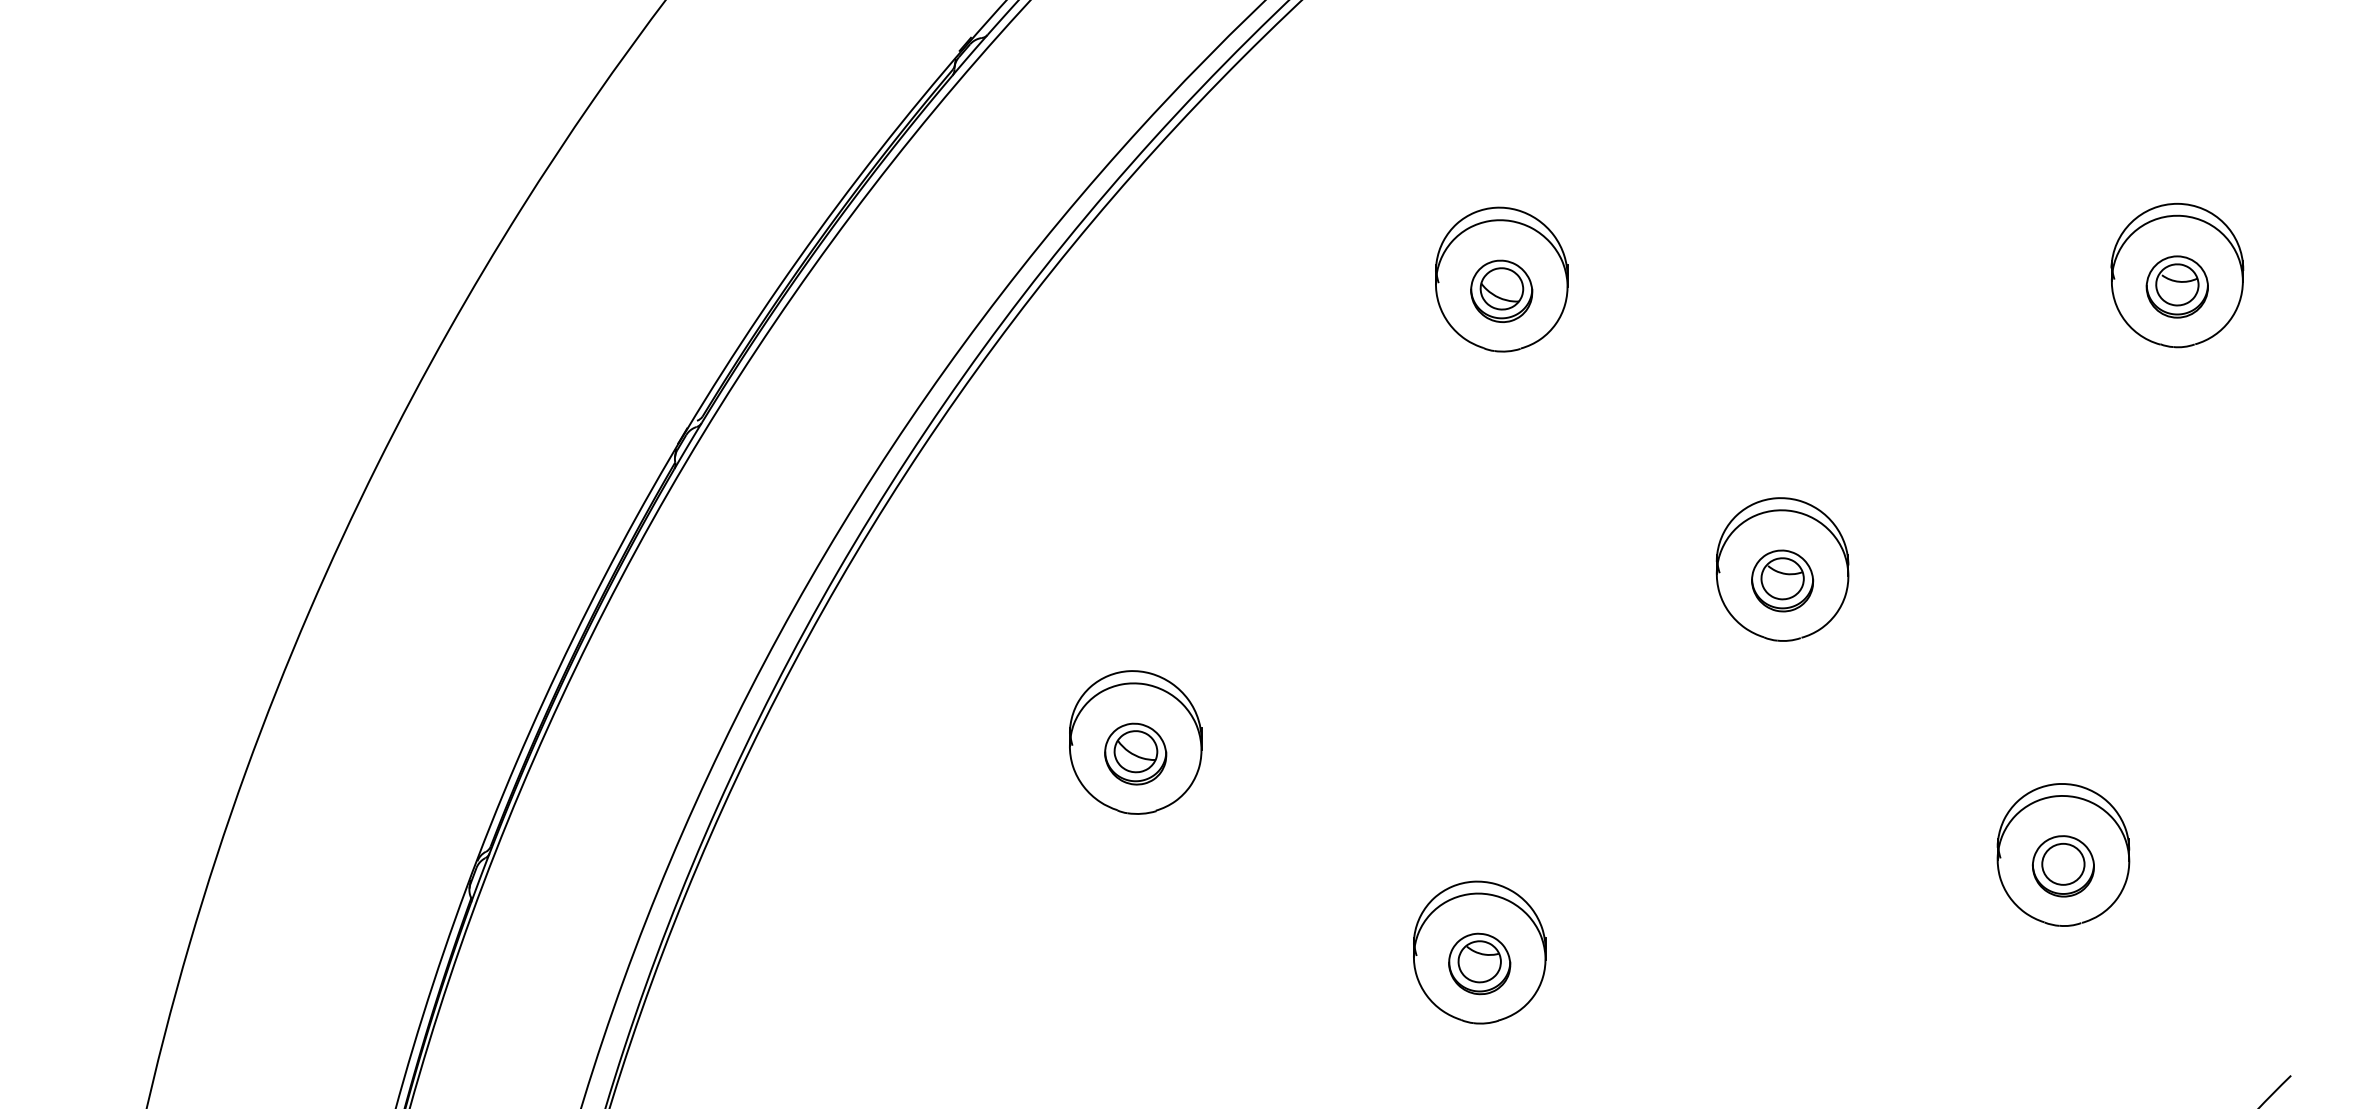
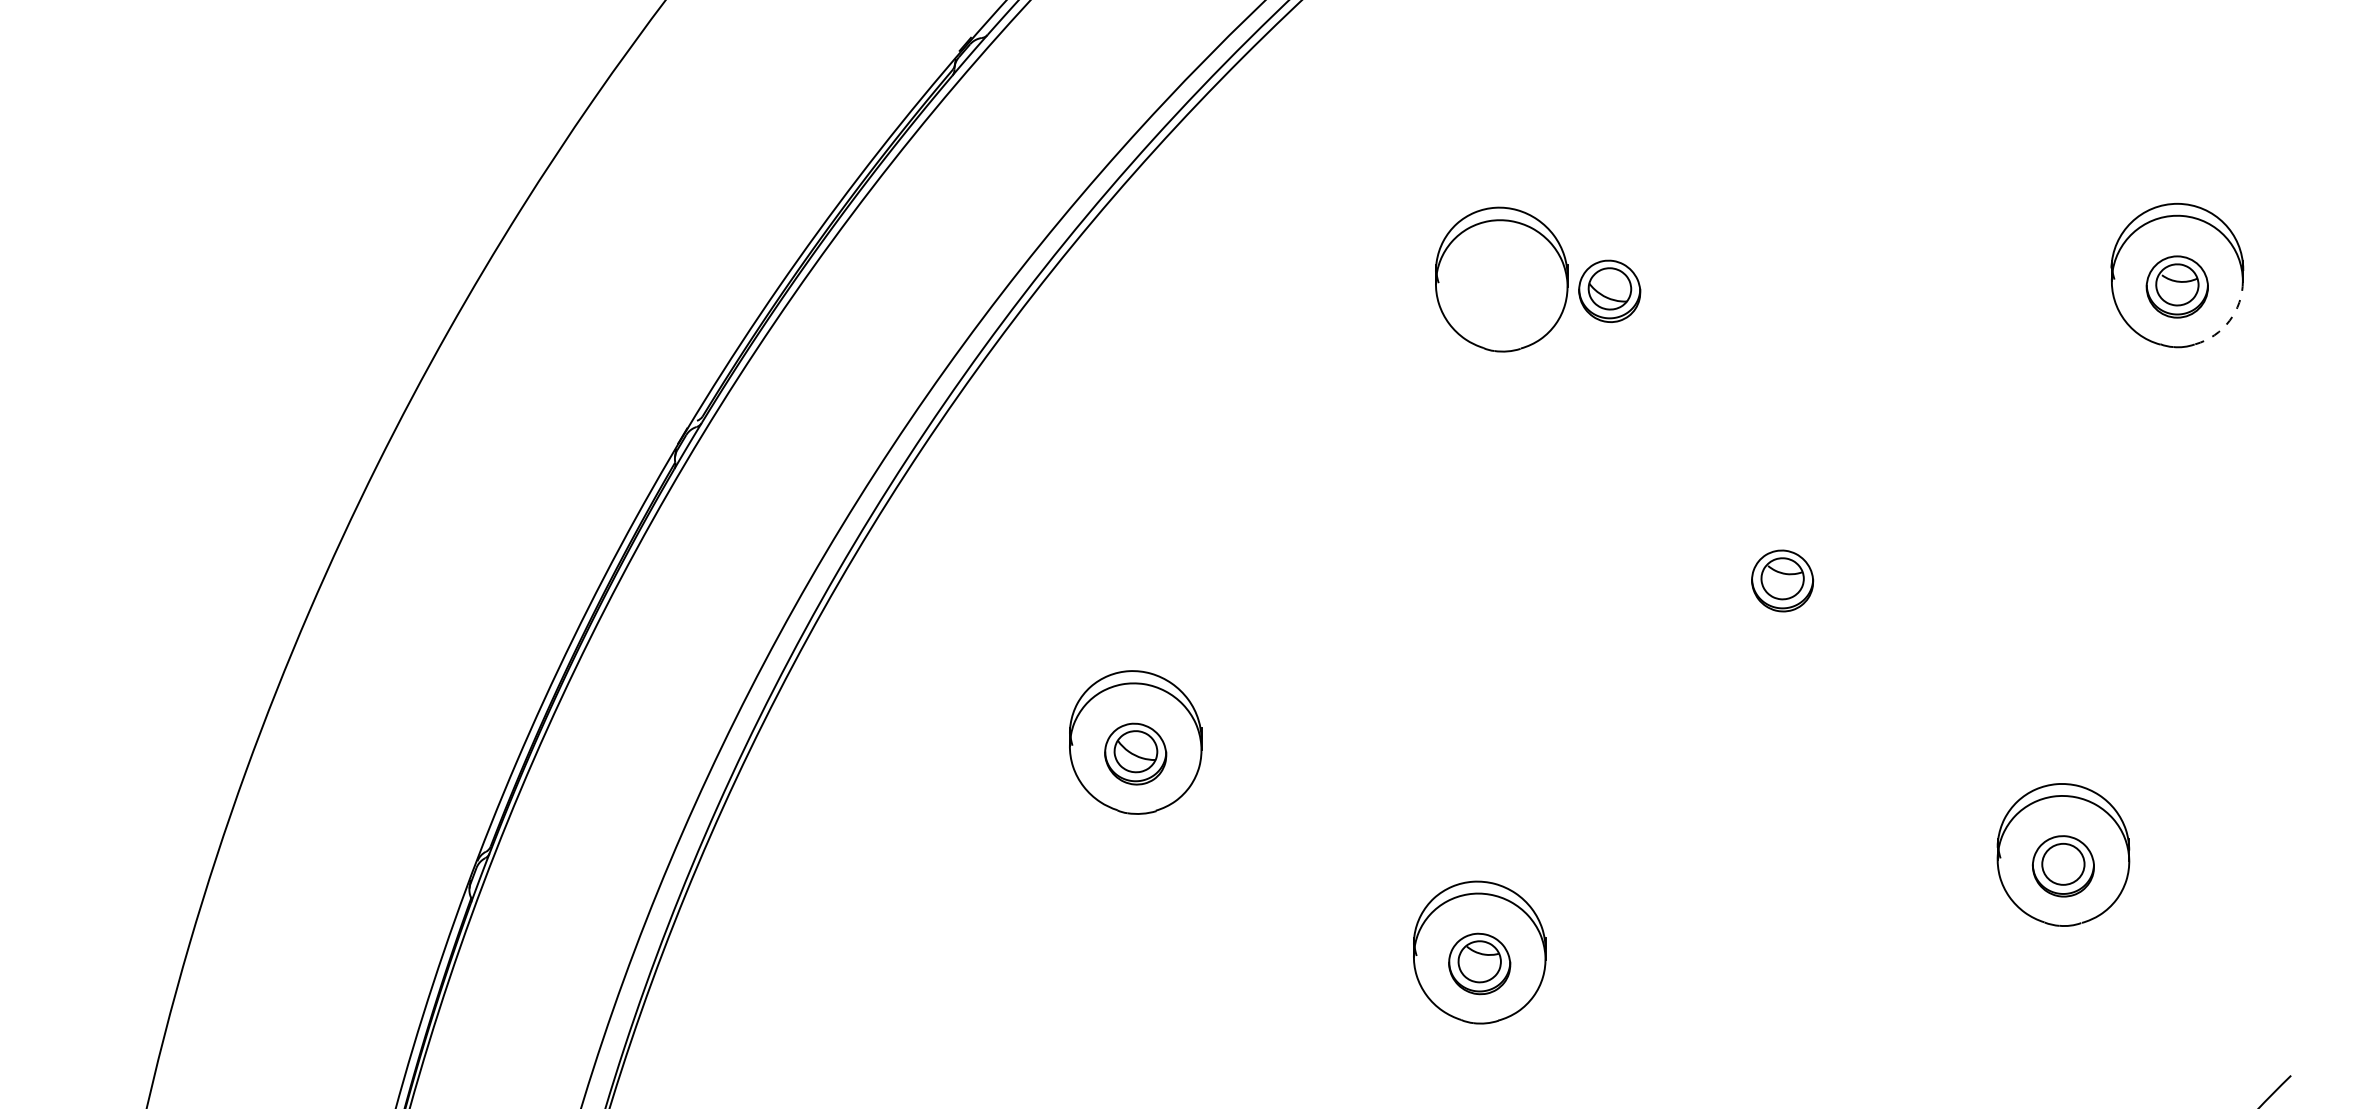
part position: (1501, 290) -> (1609, 290) (1609, 290)
arc: solid -> dashed (2229, 320)
part: present -> none (1782, 569)
